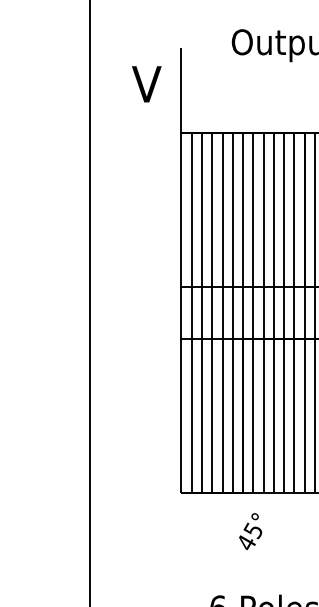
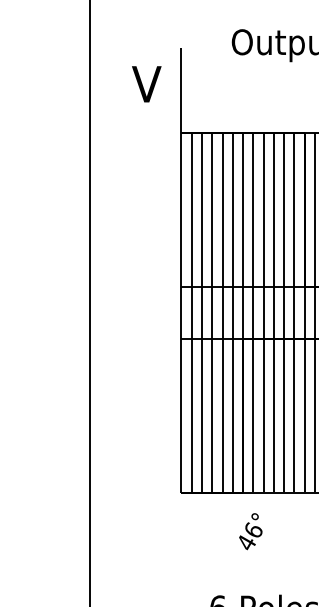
text: 45° -> 46° (252, 530)
